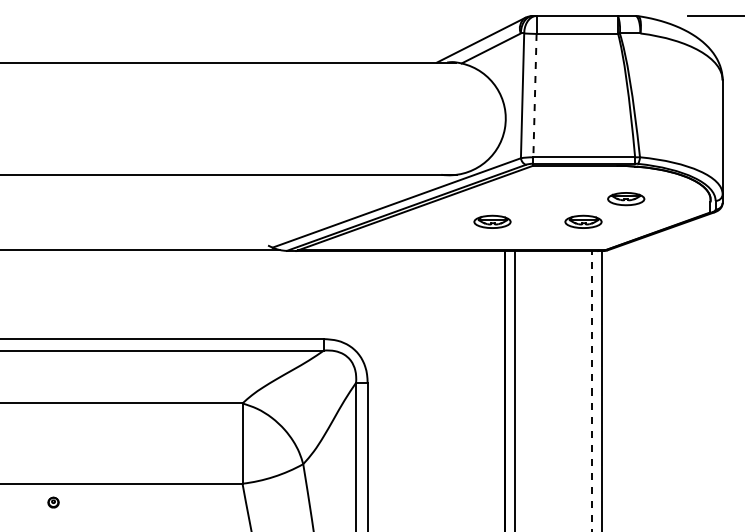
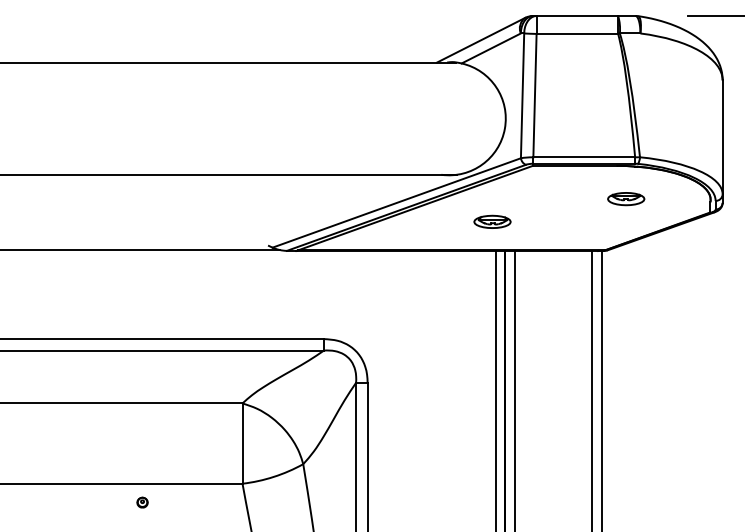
line: dashed -> solid (534, 95)
part: present -> none (583, 221)
line: none -> present (495, 389)
line: dashed -> solid (592, 390)
part position: (53, 502) -> (142, 502) (142, 502)
